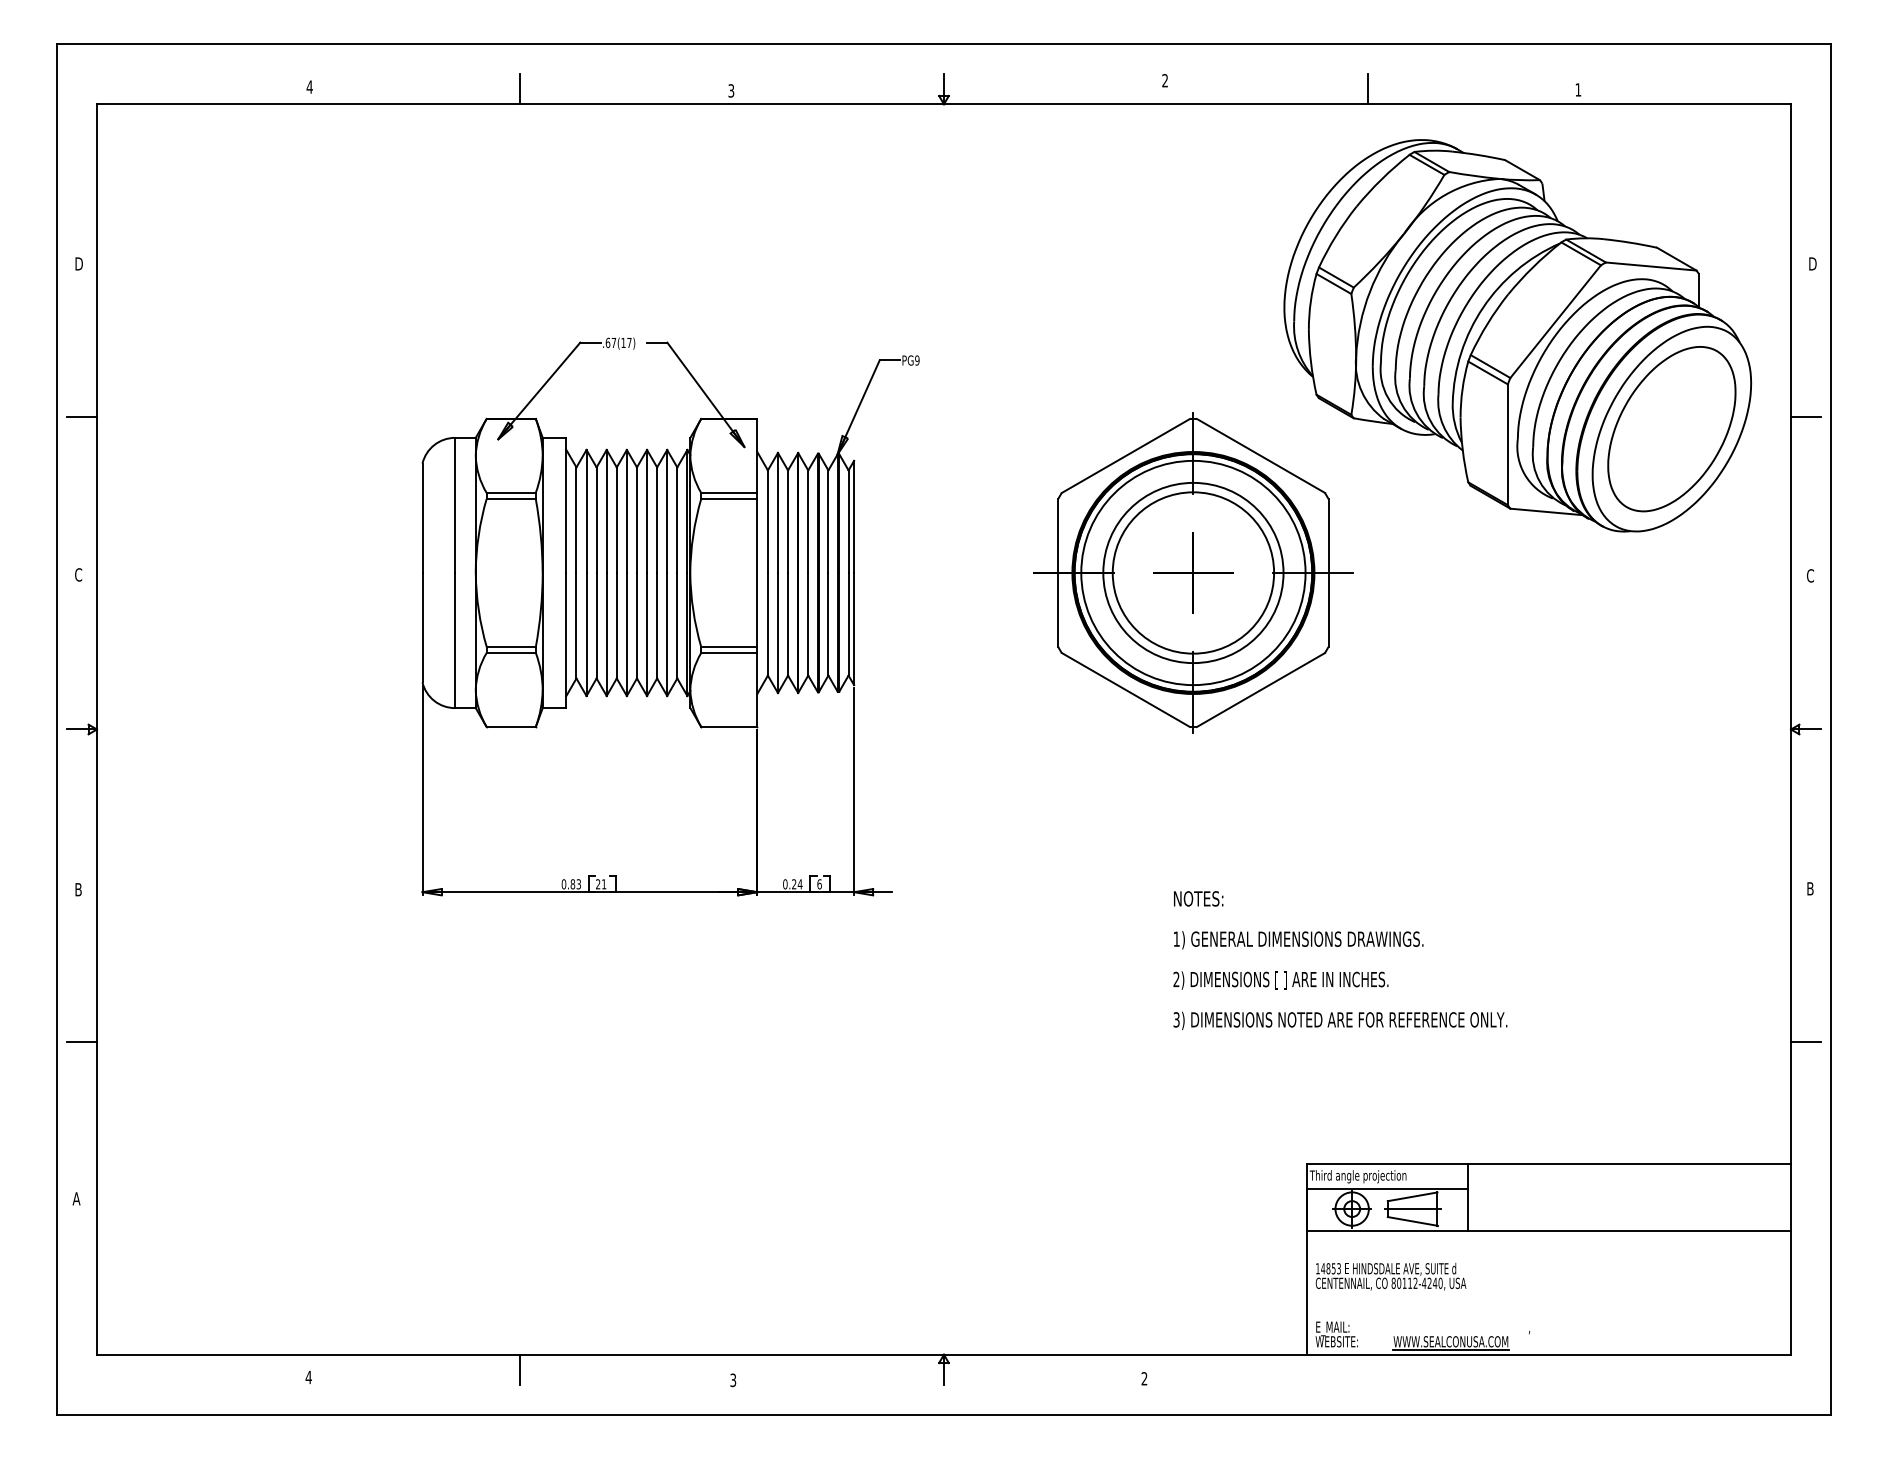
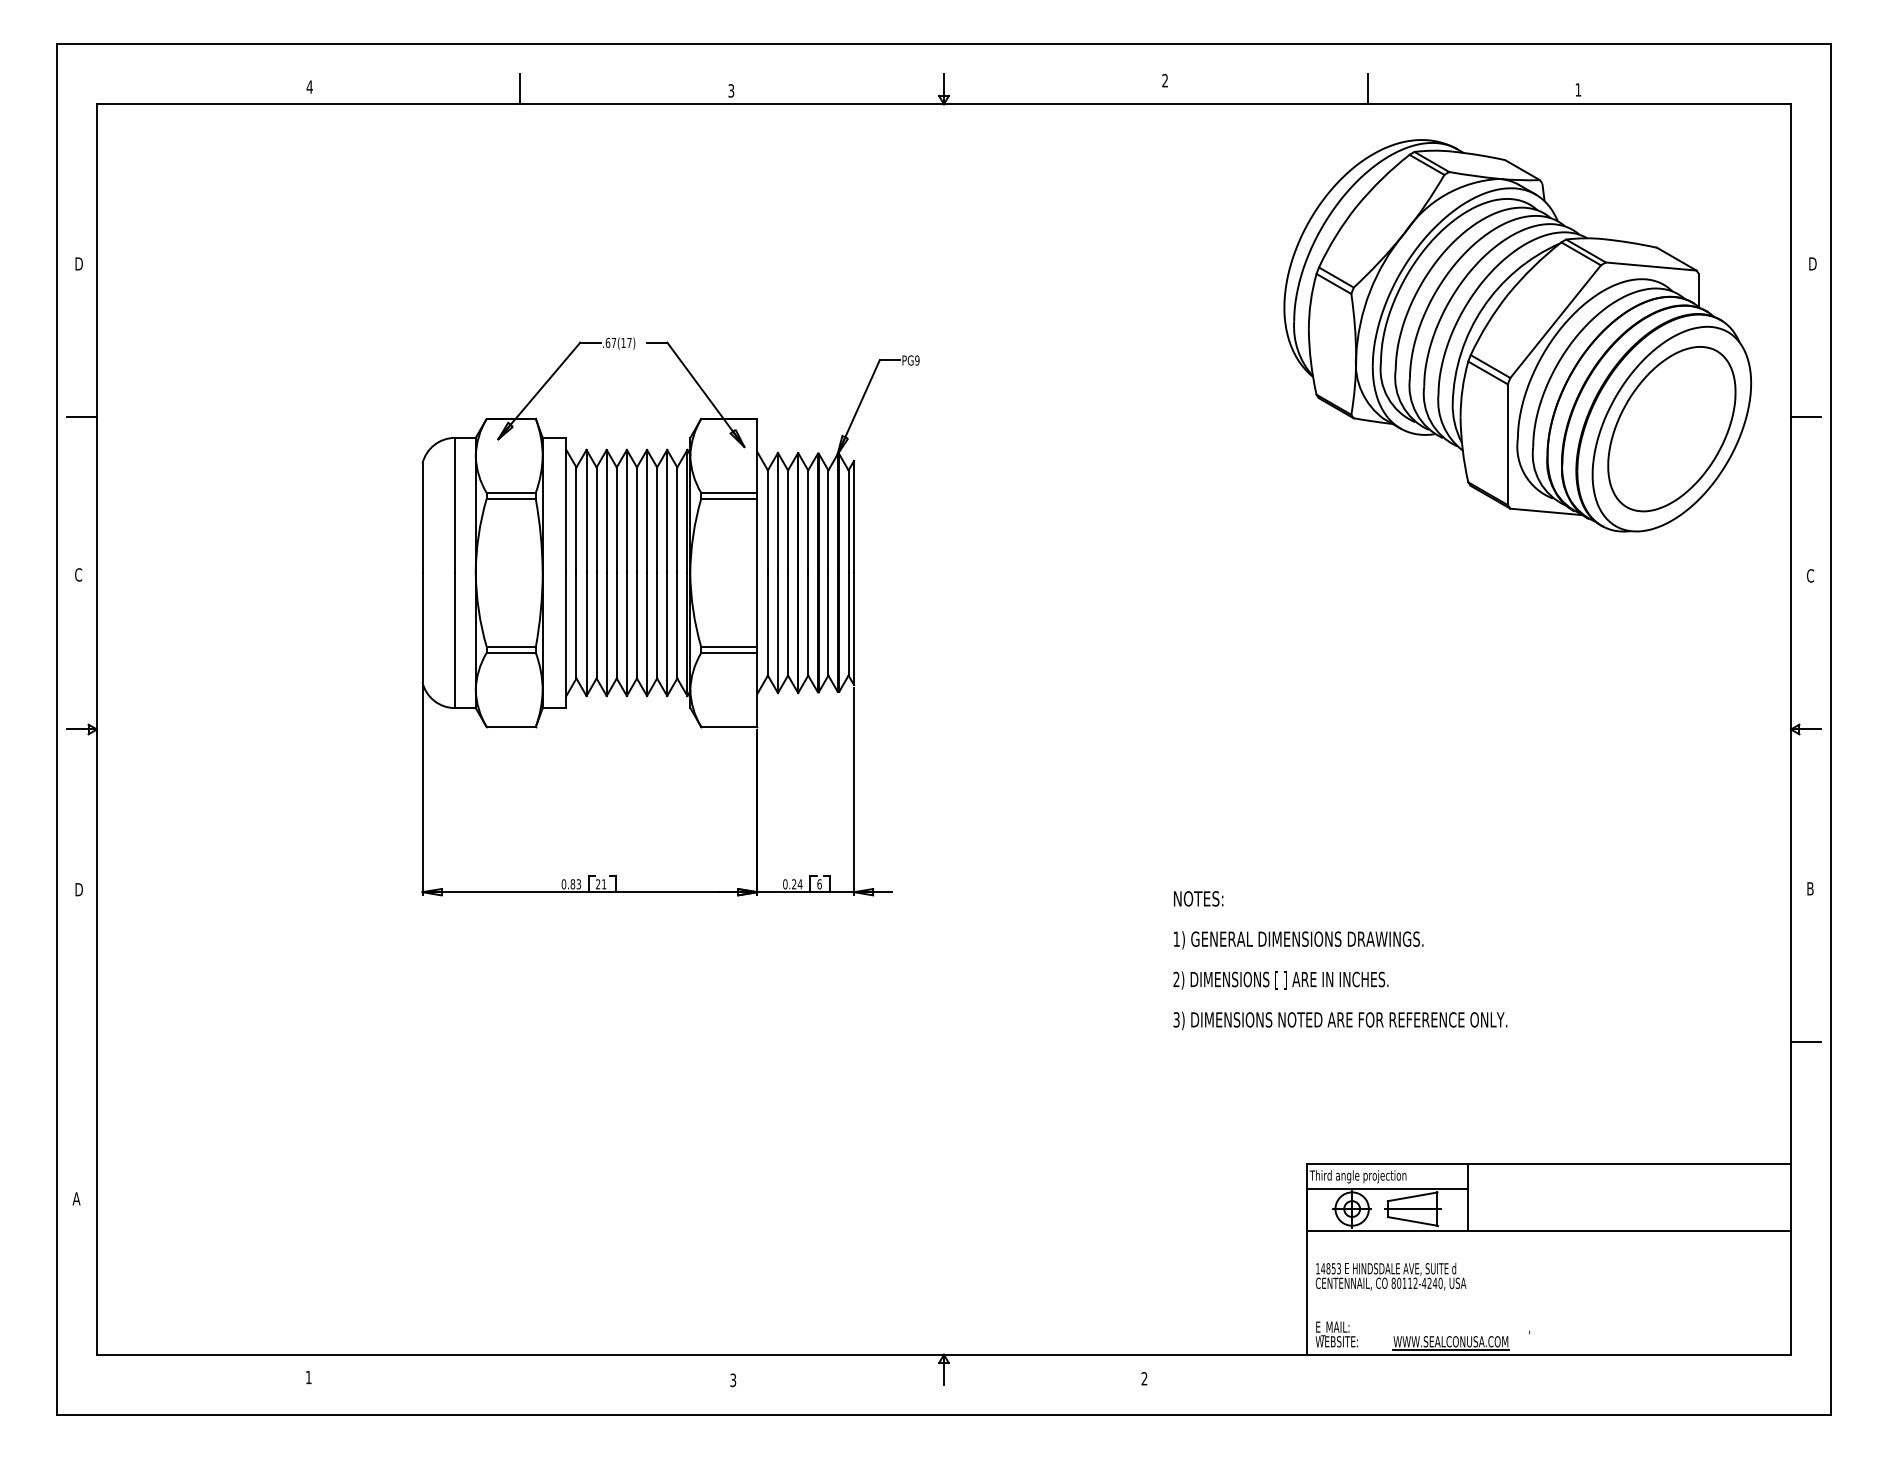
part: present -> none (1193, 572)
text: B -> D (79, 889)
line: present -> none (81, 1042)
line: present -> none (520, 1369)
text: 4 -> 1 (308, 1377)
